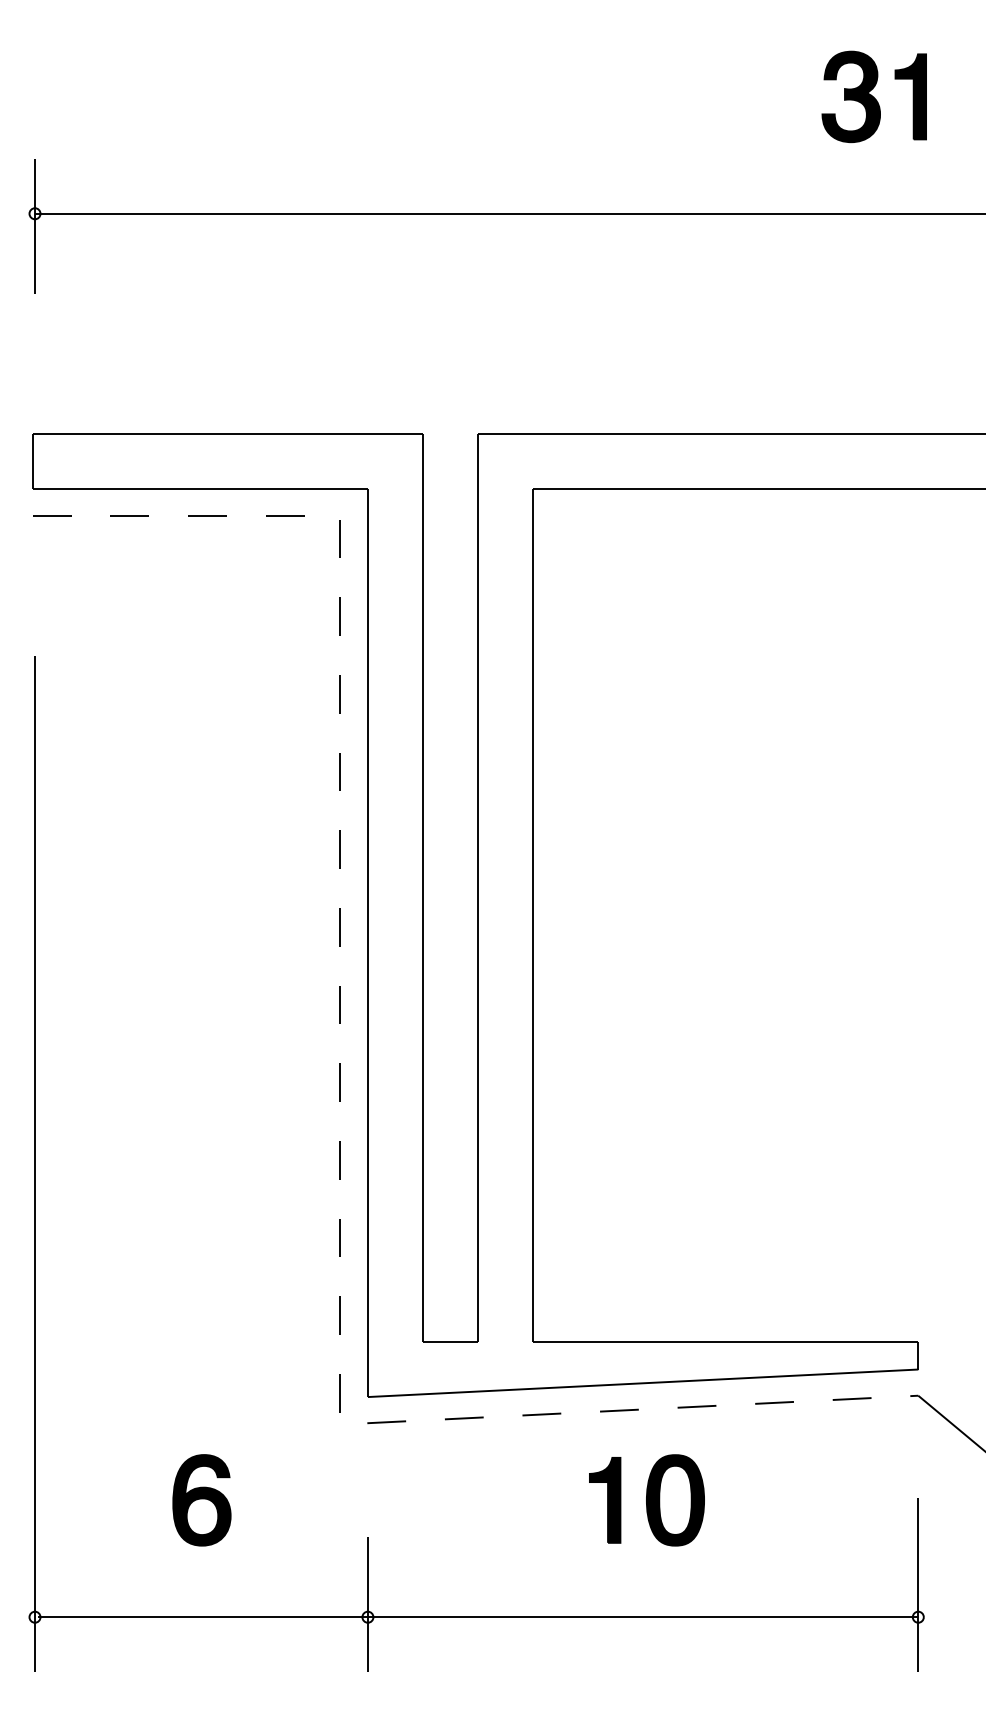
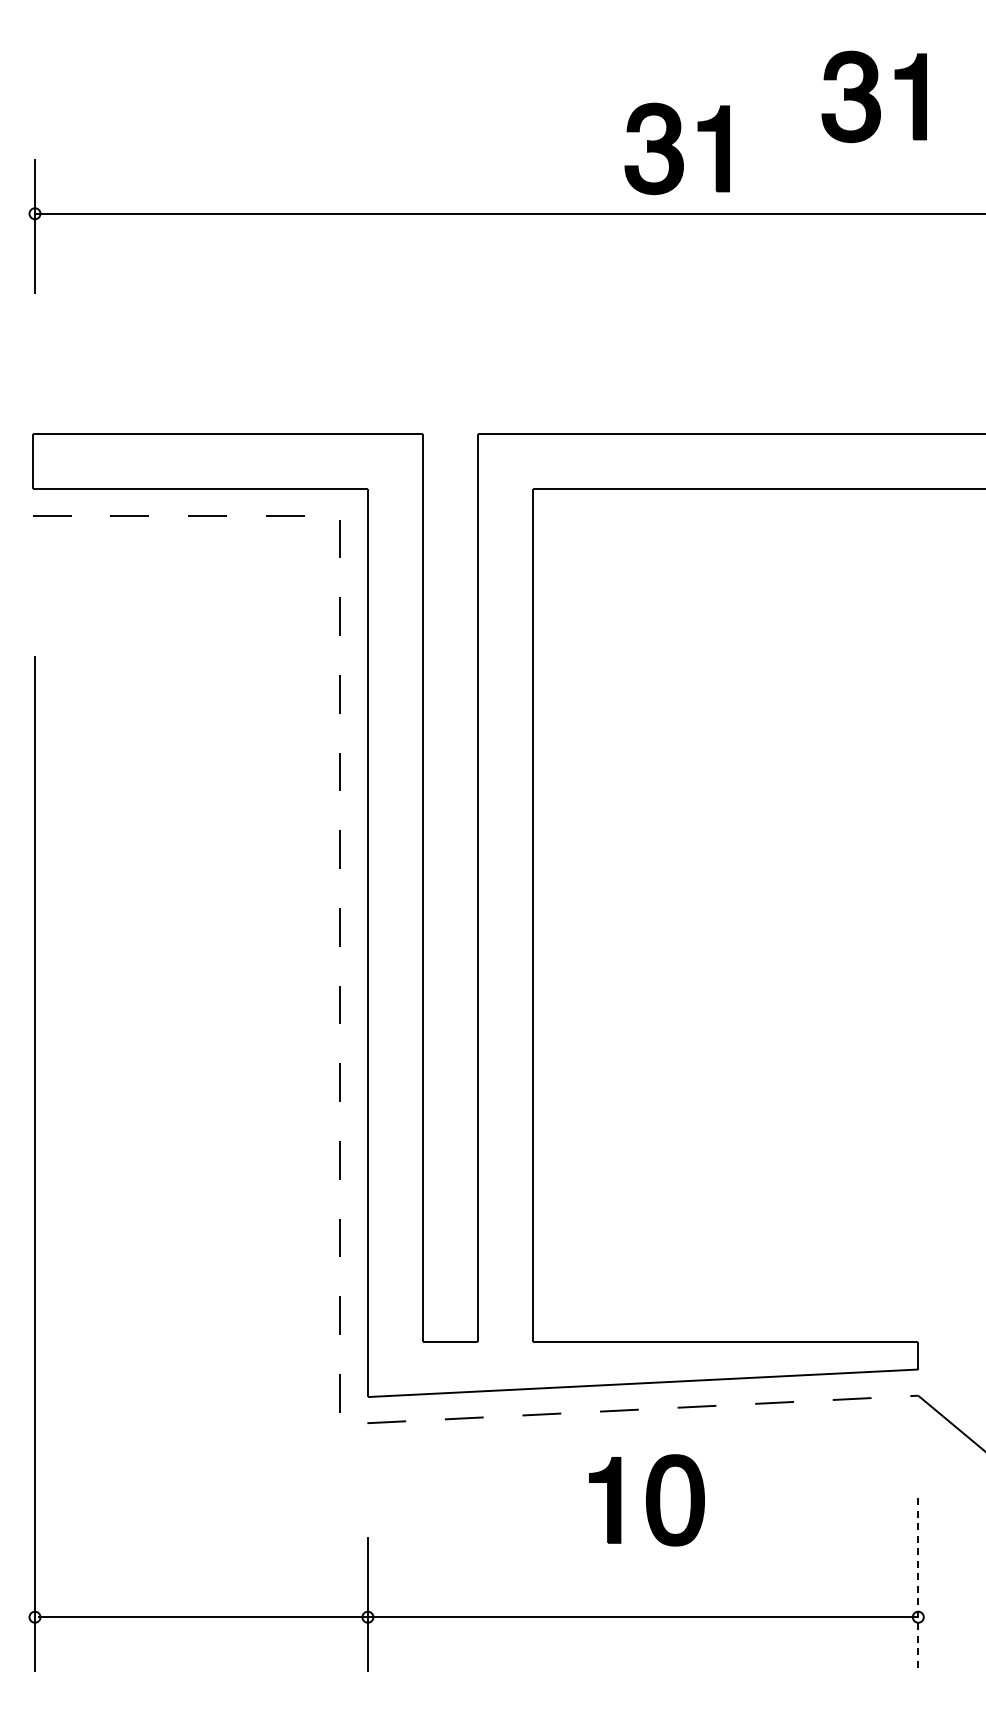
part: none -> present (676, 148)
part: present -> none (201, 1500)
line: solid -> dashed (918, 1585)
